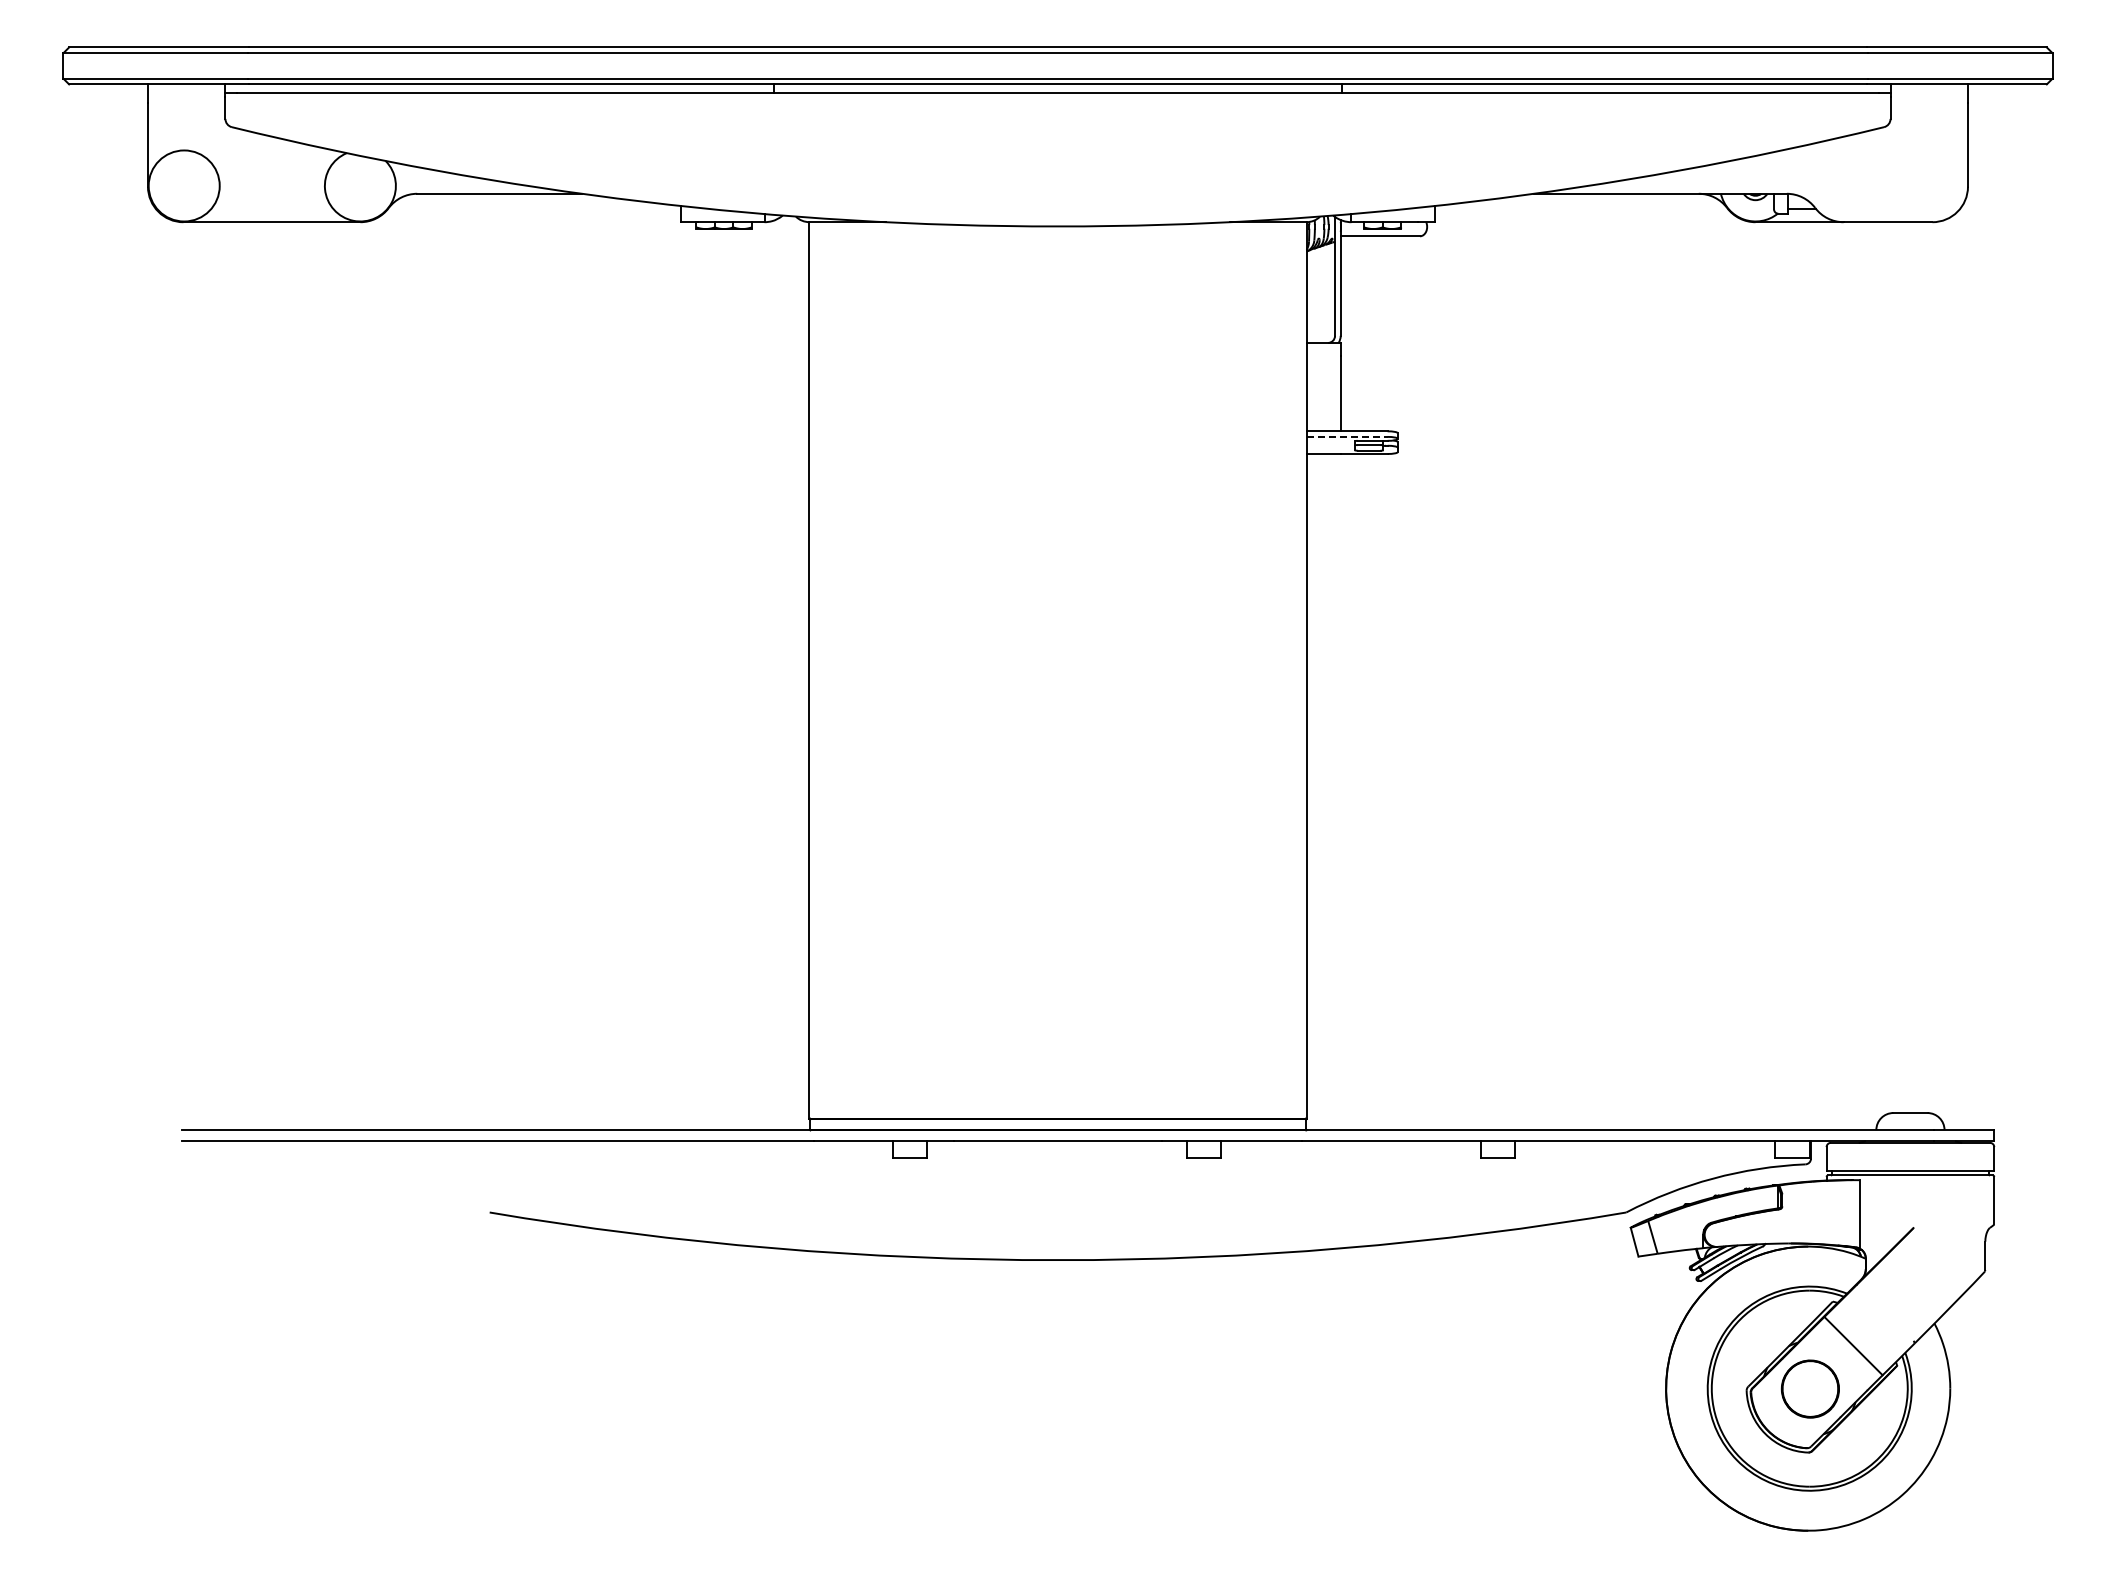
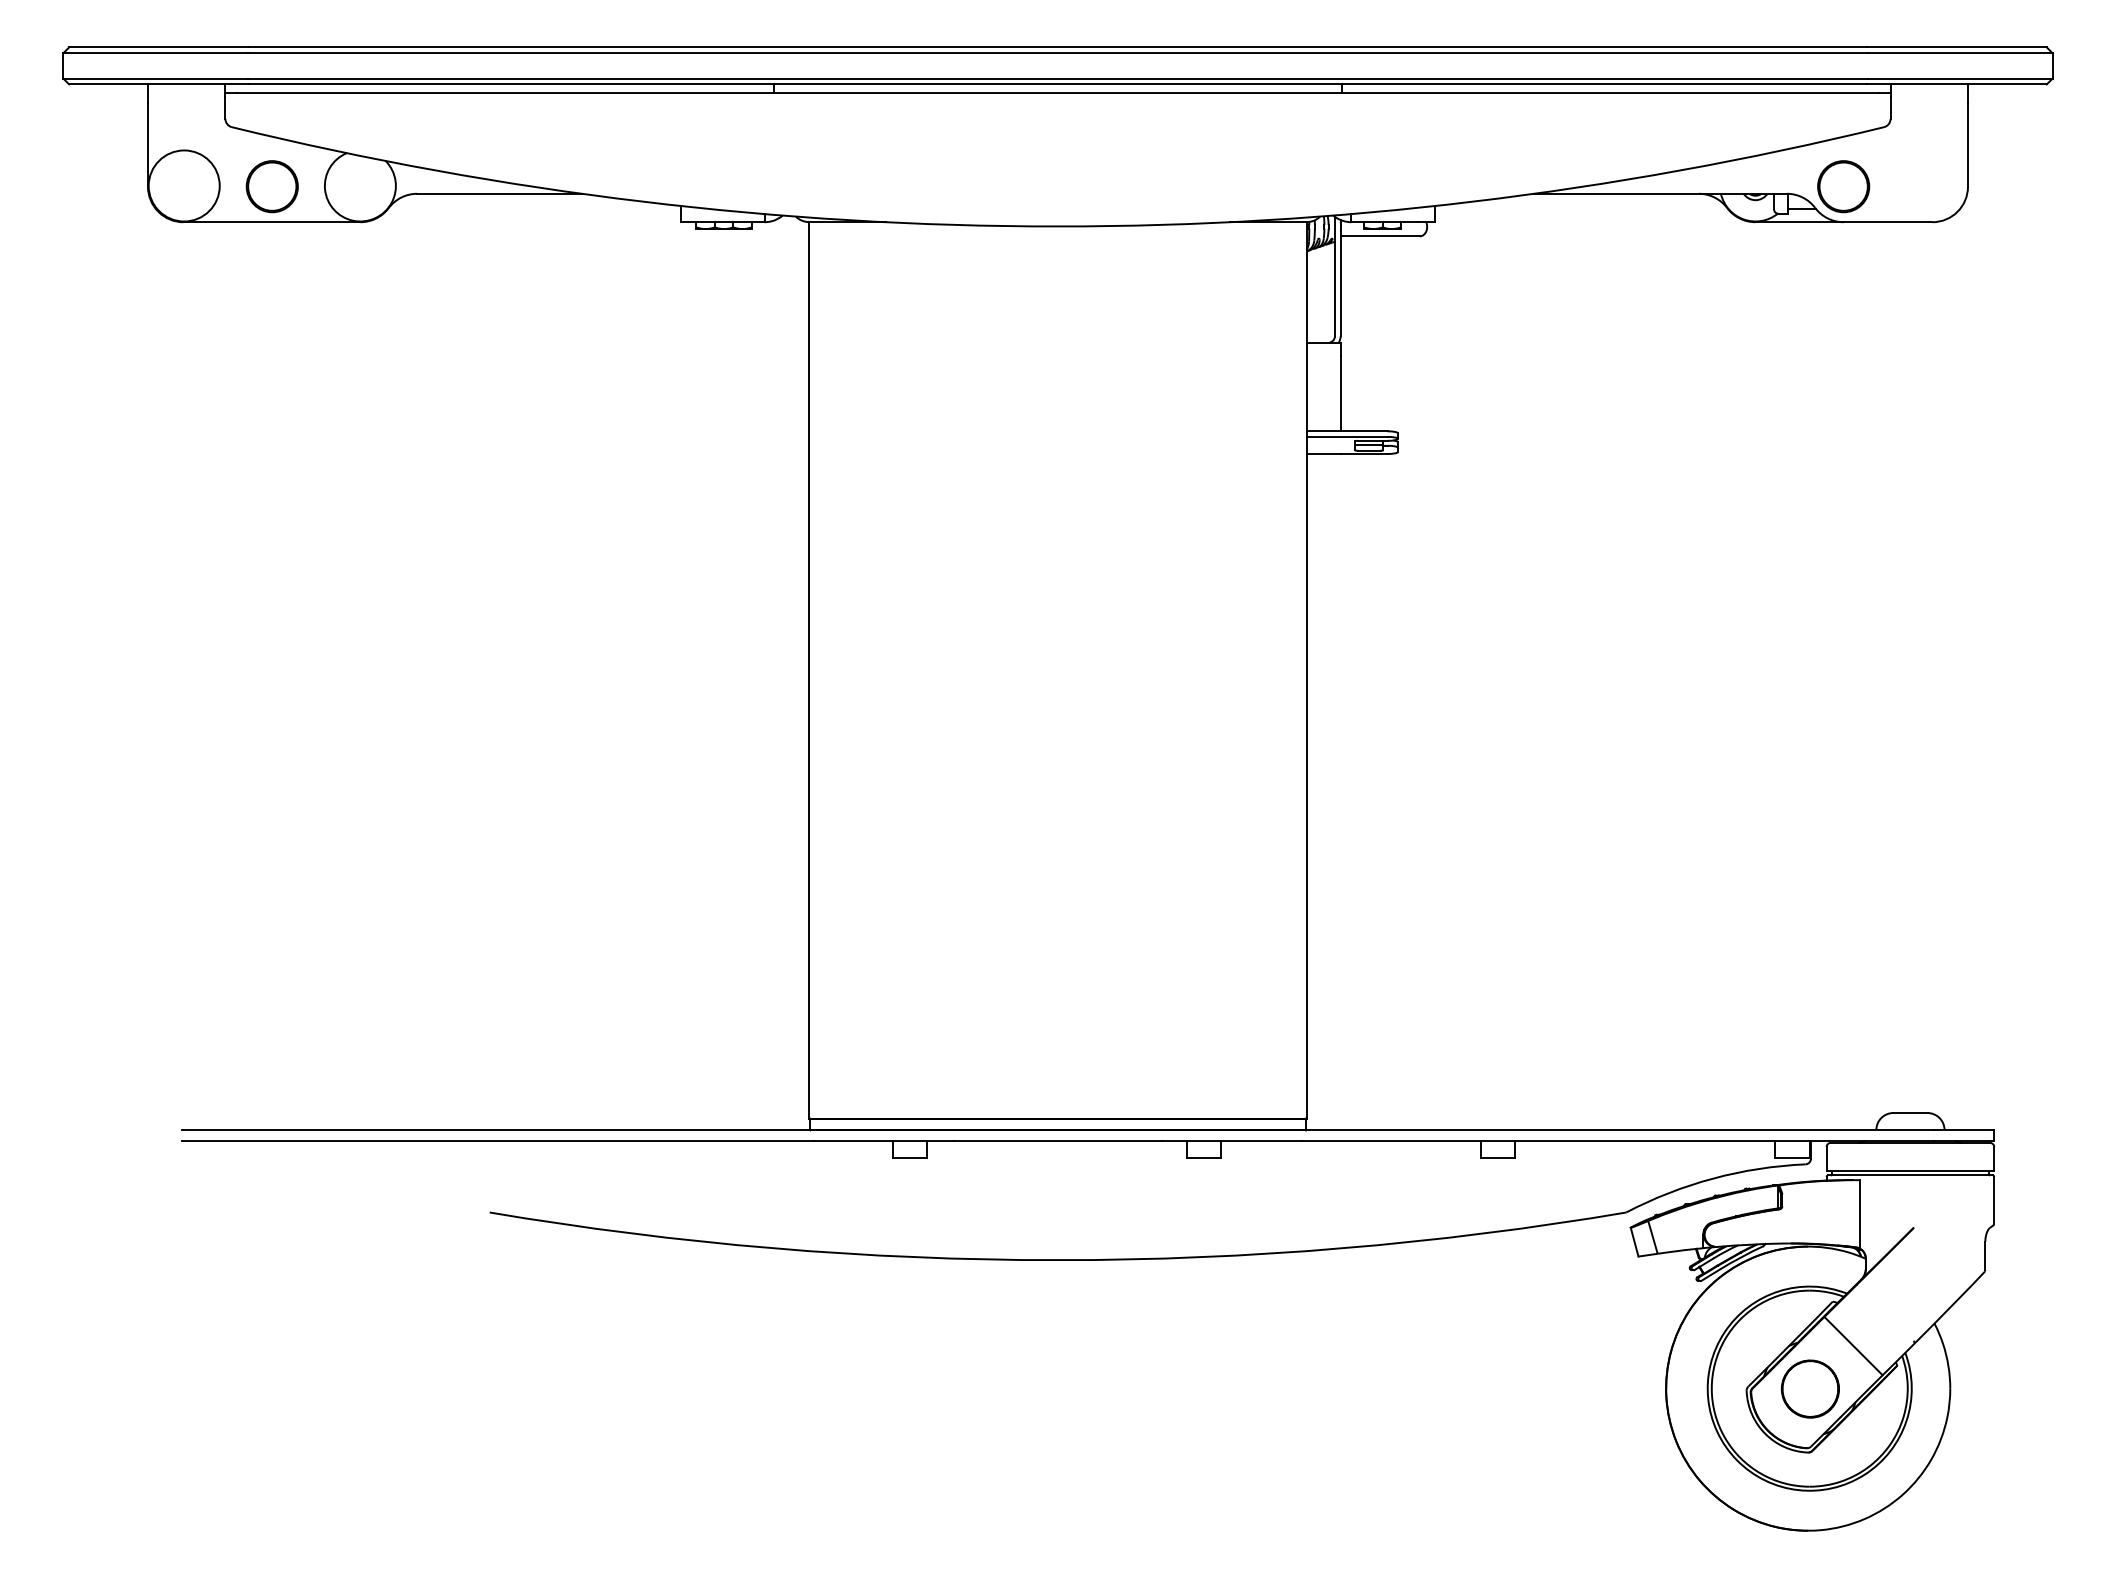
part: none -> present (271, 186)
part: none -> present (1843, 186)
line: dashed -> solid (1347, 436)
